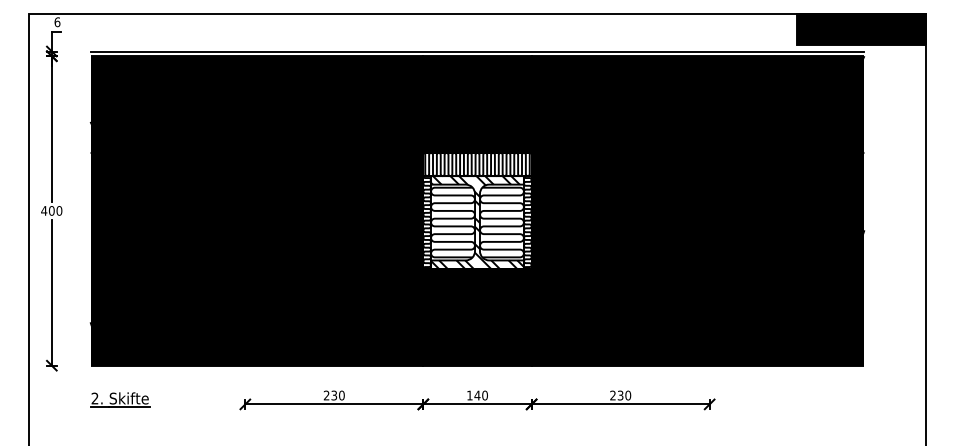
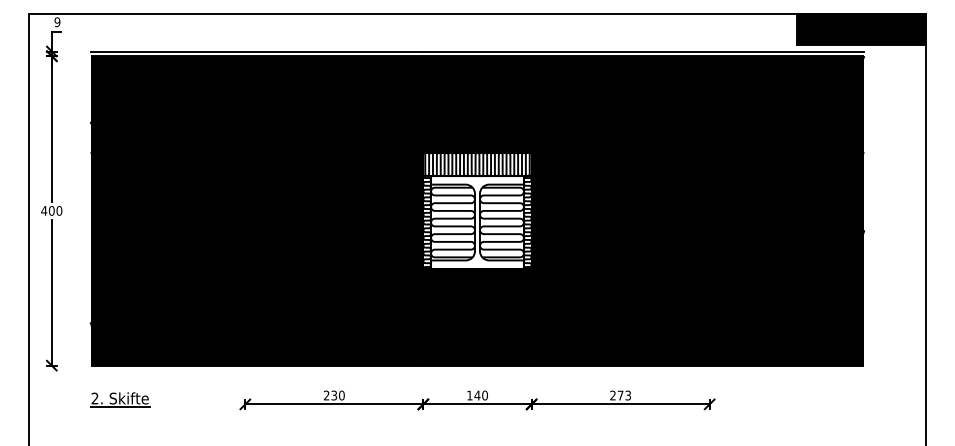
text: 6 -> 9 (57, 22)
hatch: present -> none (477, 222)
text: 230 -> 273 (624, 395)
